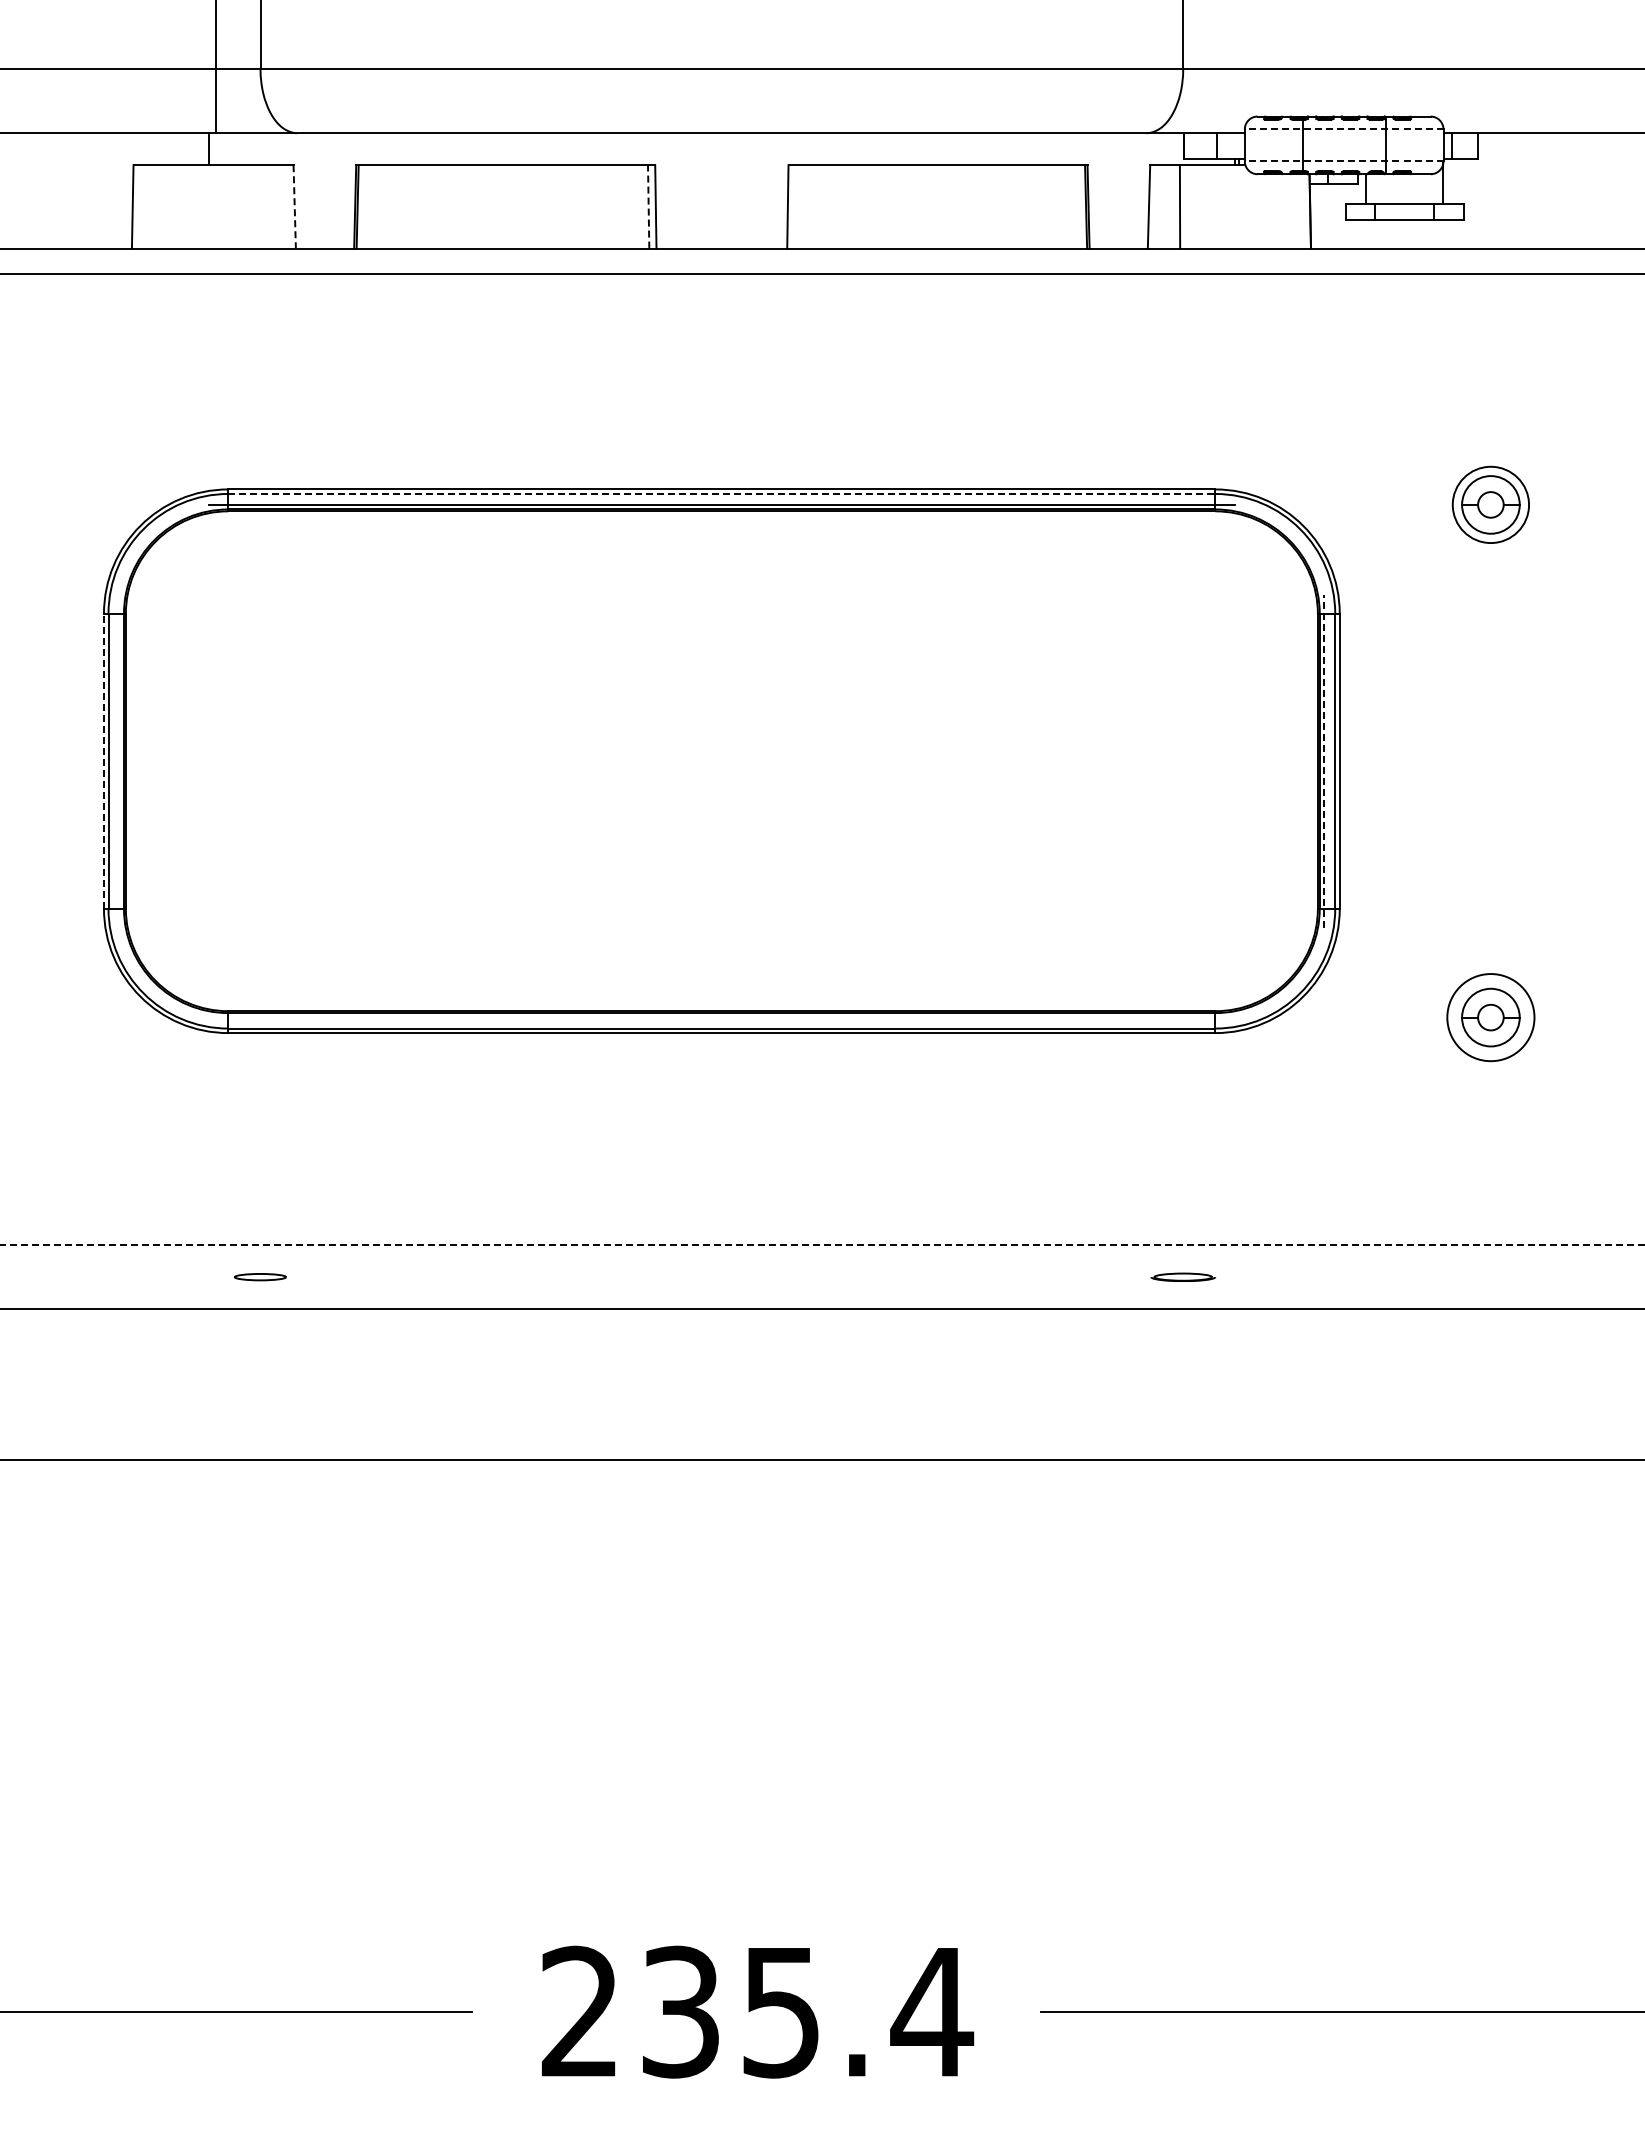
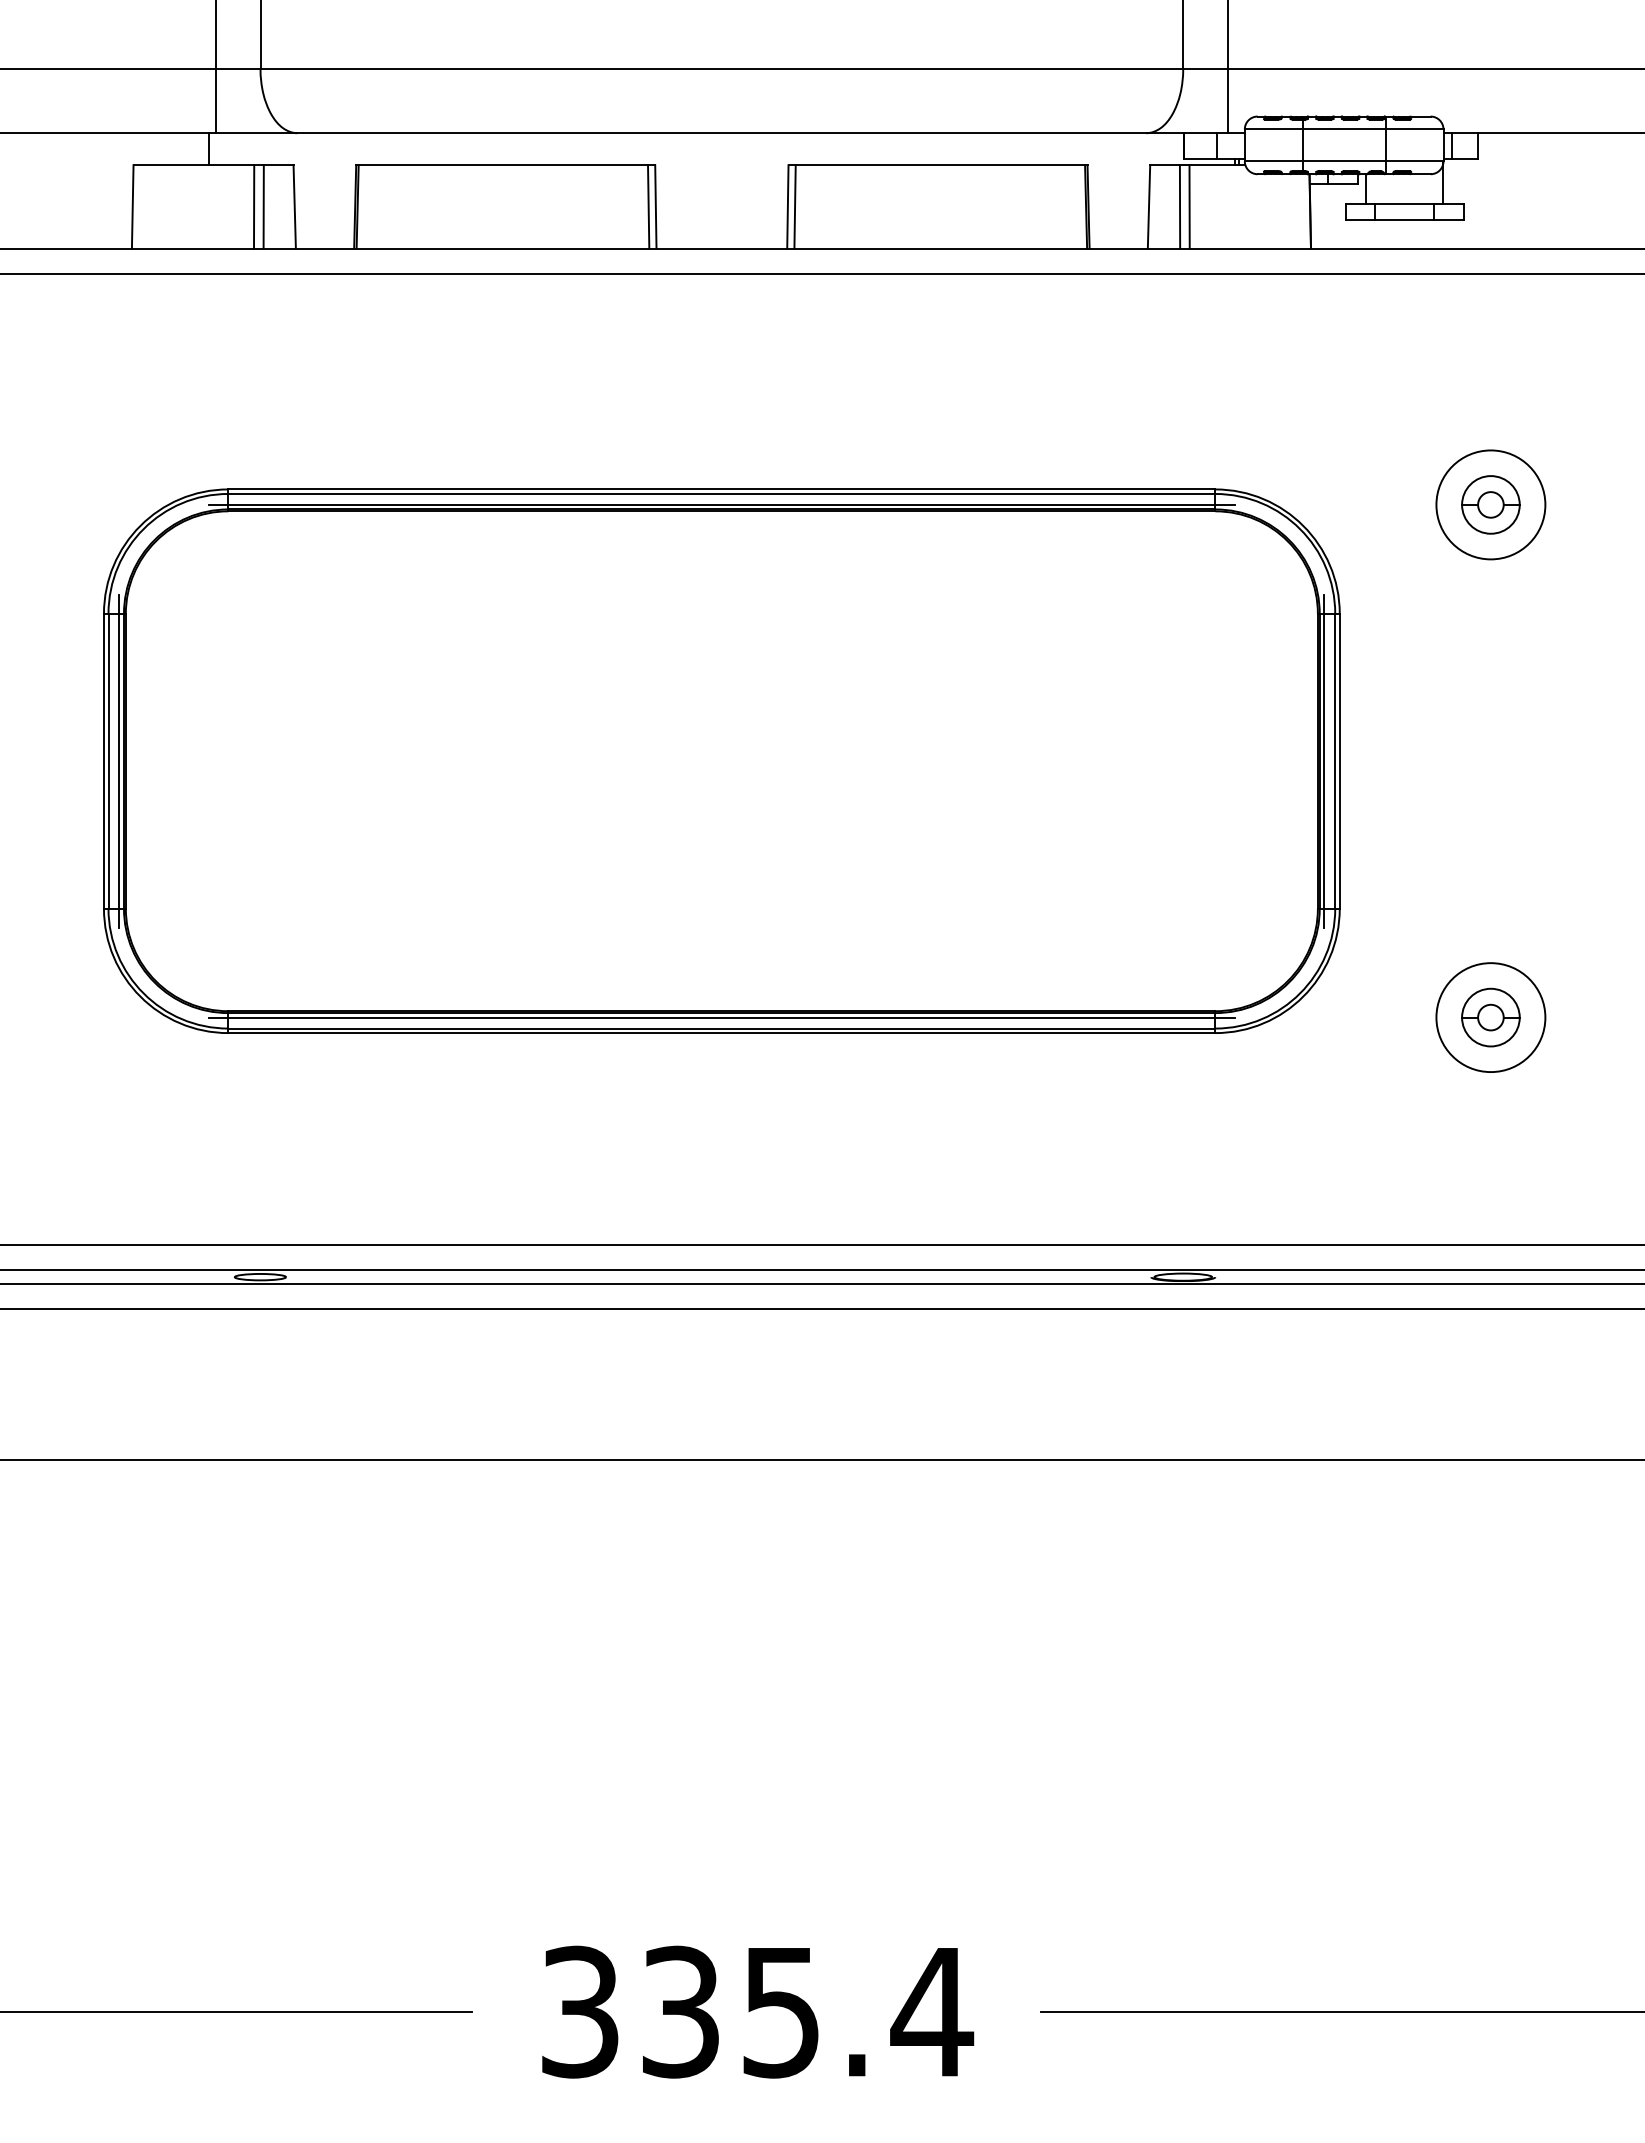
line: none -> present (1227, 67)
line: dashed -> solid (1343, 129)
line: dashed -> solid (1343, 161)
line: none -> present (254, 206)
line: none -> present (263, 206)
line: dashed -> solid (294, 206)
line: dashed -> solid (648, 206)
line: none -> present (794, 206)
line: none -> present (1189, 206)
line: dashed -> solid (722, 493)
circle diameter: 76 px -> 109 px (1490, 504)
line: dashed -> solid (103, 760)
line: none -> present (119, 760)
line: dashed -> solid (1324, 761)
line: none -> present (721, 1017)
circle diameter: 87 px -> 109 px (1490, 1017)
line: dashed -> solid (822, 1244)
line: none -> present (821, 1270)
line: none -> present (821, 1283)
text: 235.4 -> 335.4 (579, 2011)
